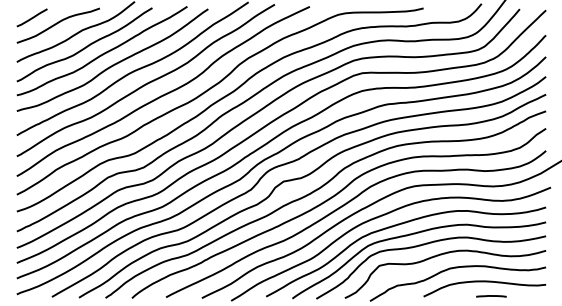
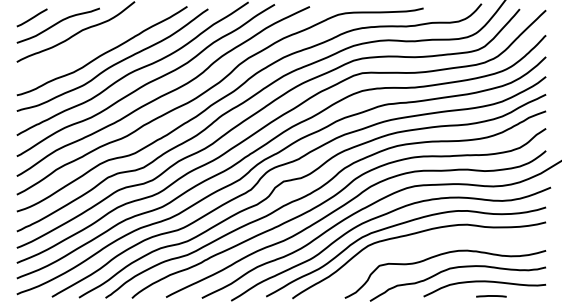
curve: present -> none (85, 46)
curve: present -> none (424, 245)
